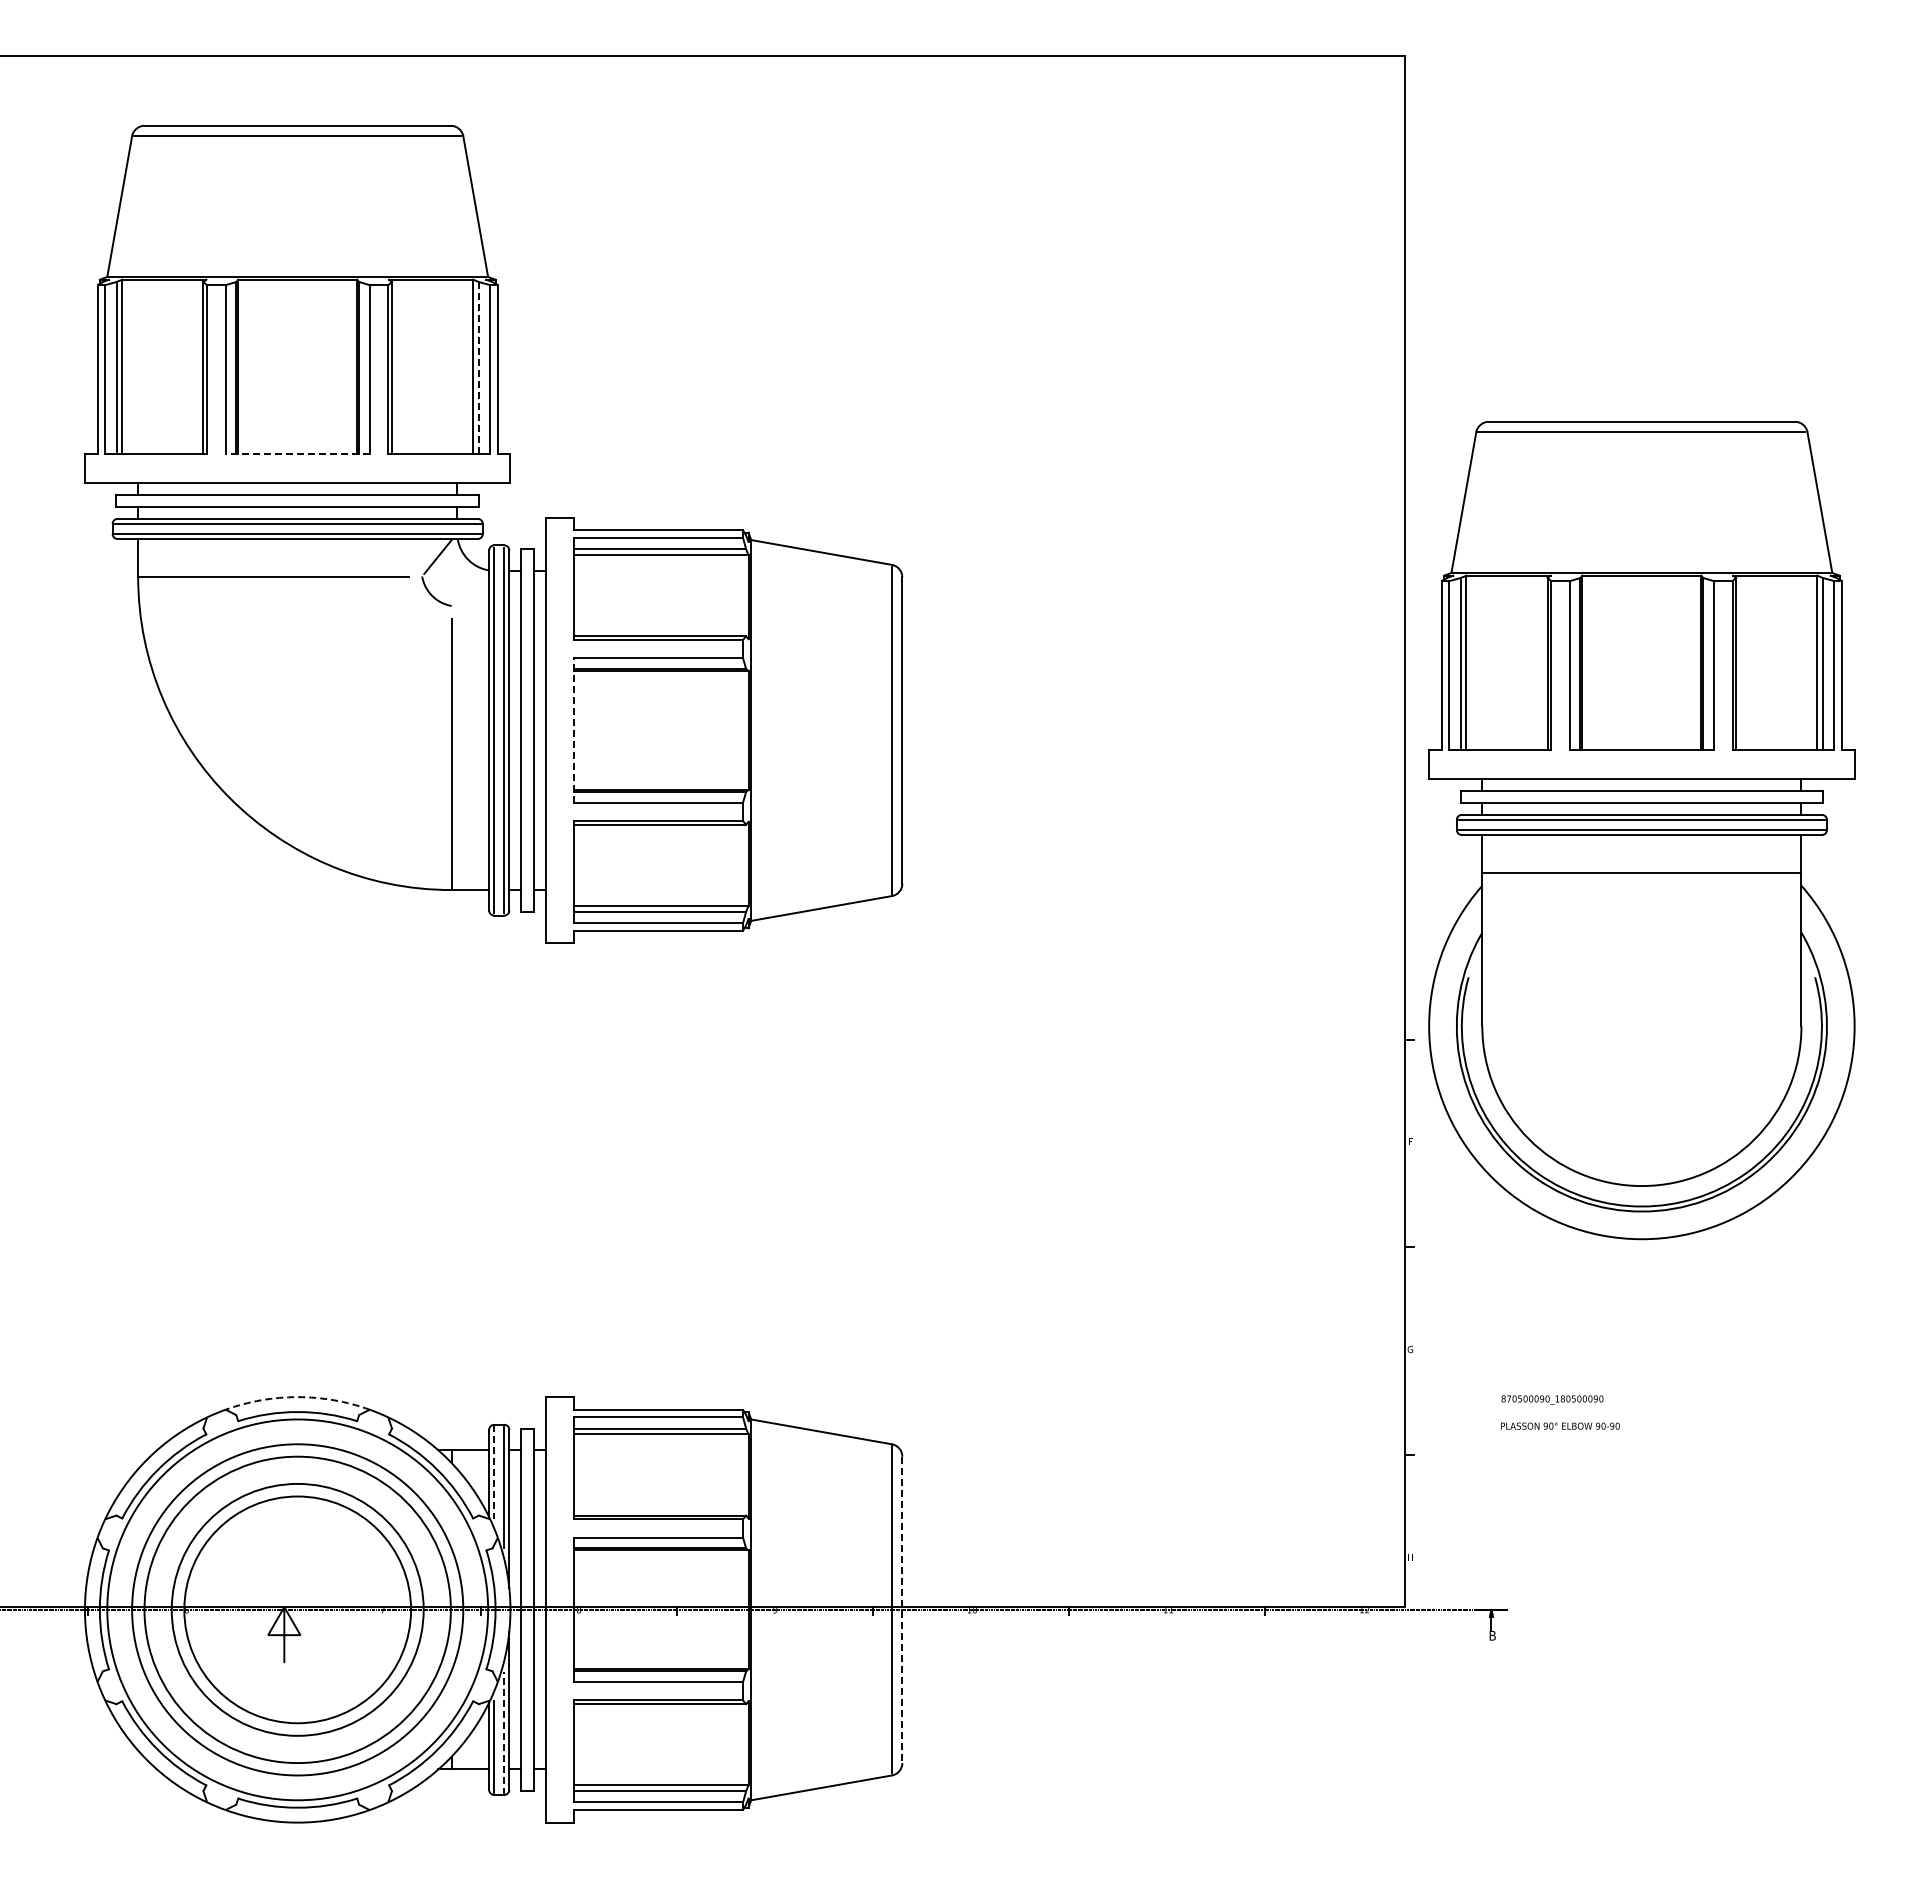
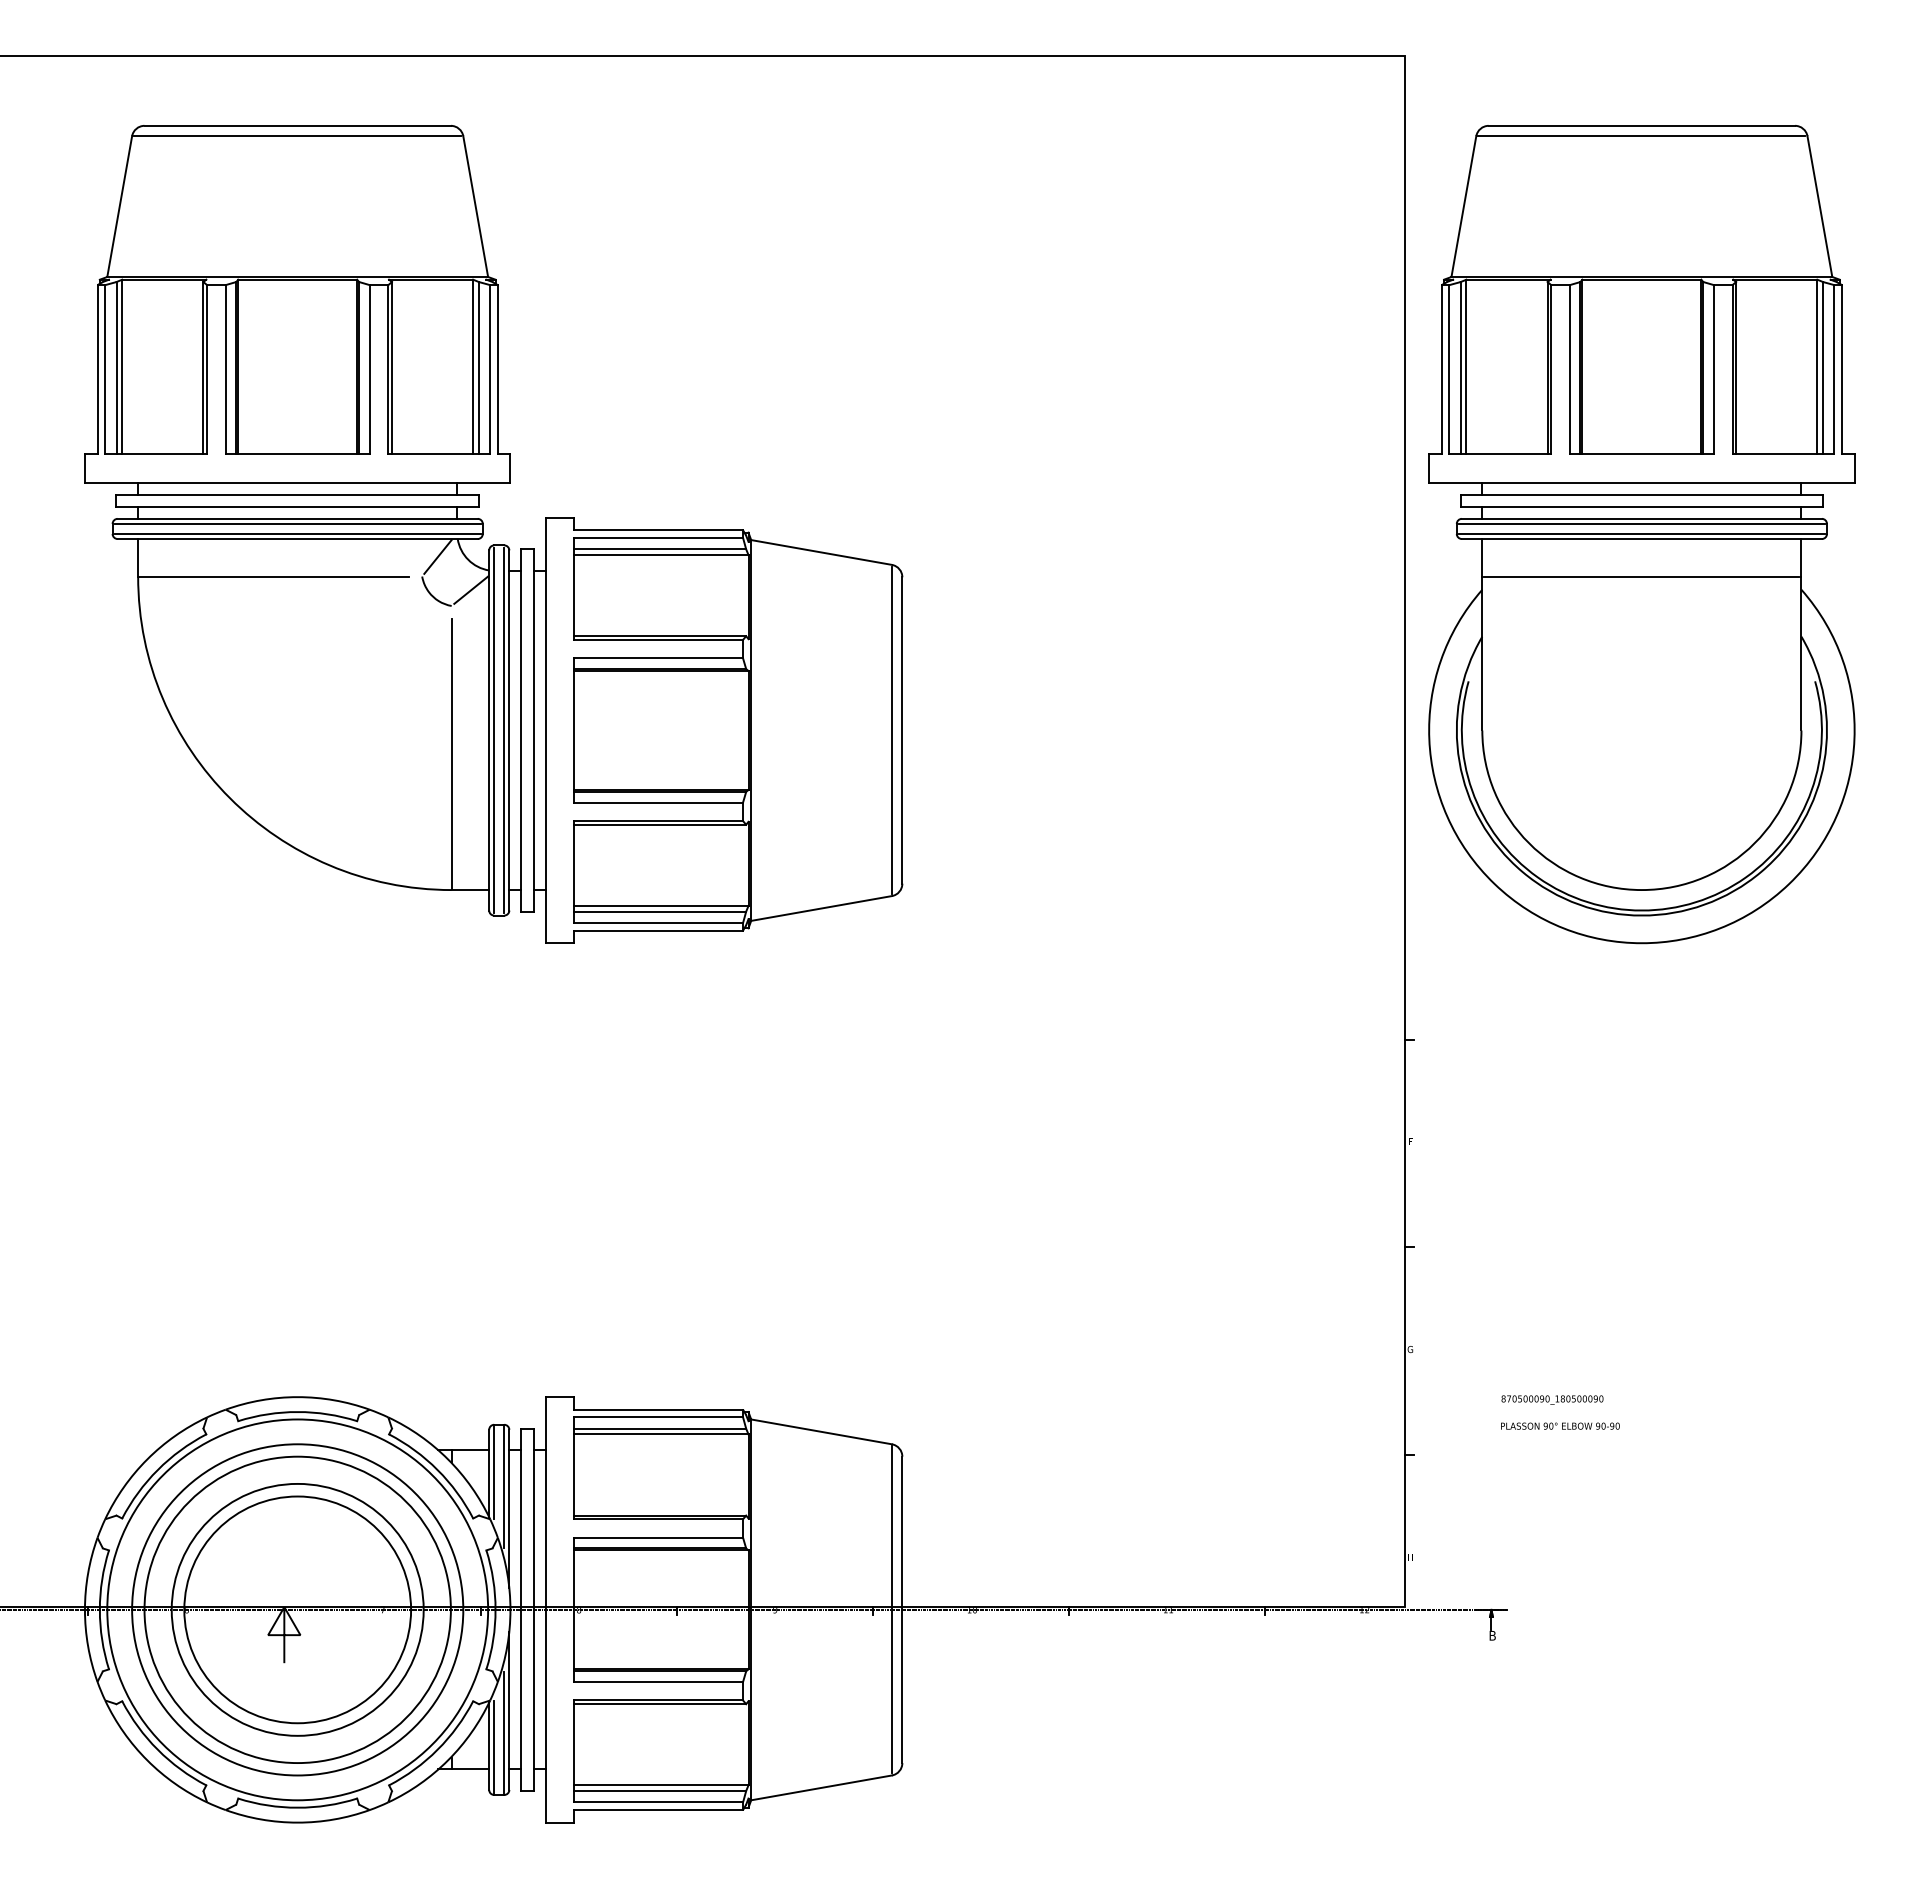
line: dashed -> solid (478, 368)
line: dashed -> solid (297, 454)
line: none -> present (471, 589)
line: dashed -> solid (573, 730)
part position: (1641, 830) -> (1641, 534) (1641, 534)
arc: dashed -> solid (297, 1397)
line: dashed -> solid (494, 1472)
line: dashed -> solid (902, 1610)
line: dashed -> solid (504, 1732)
